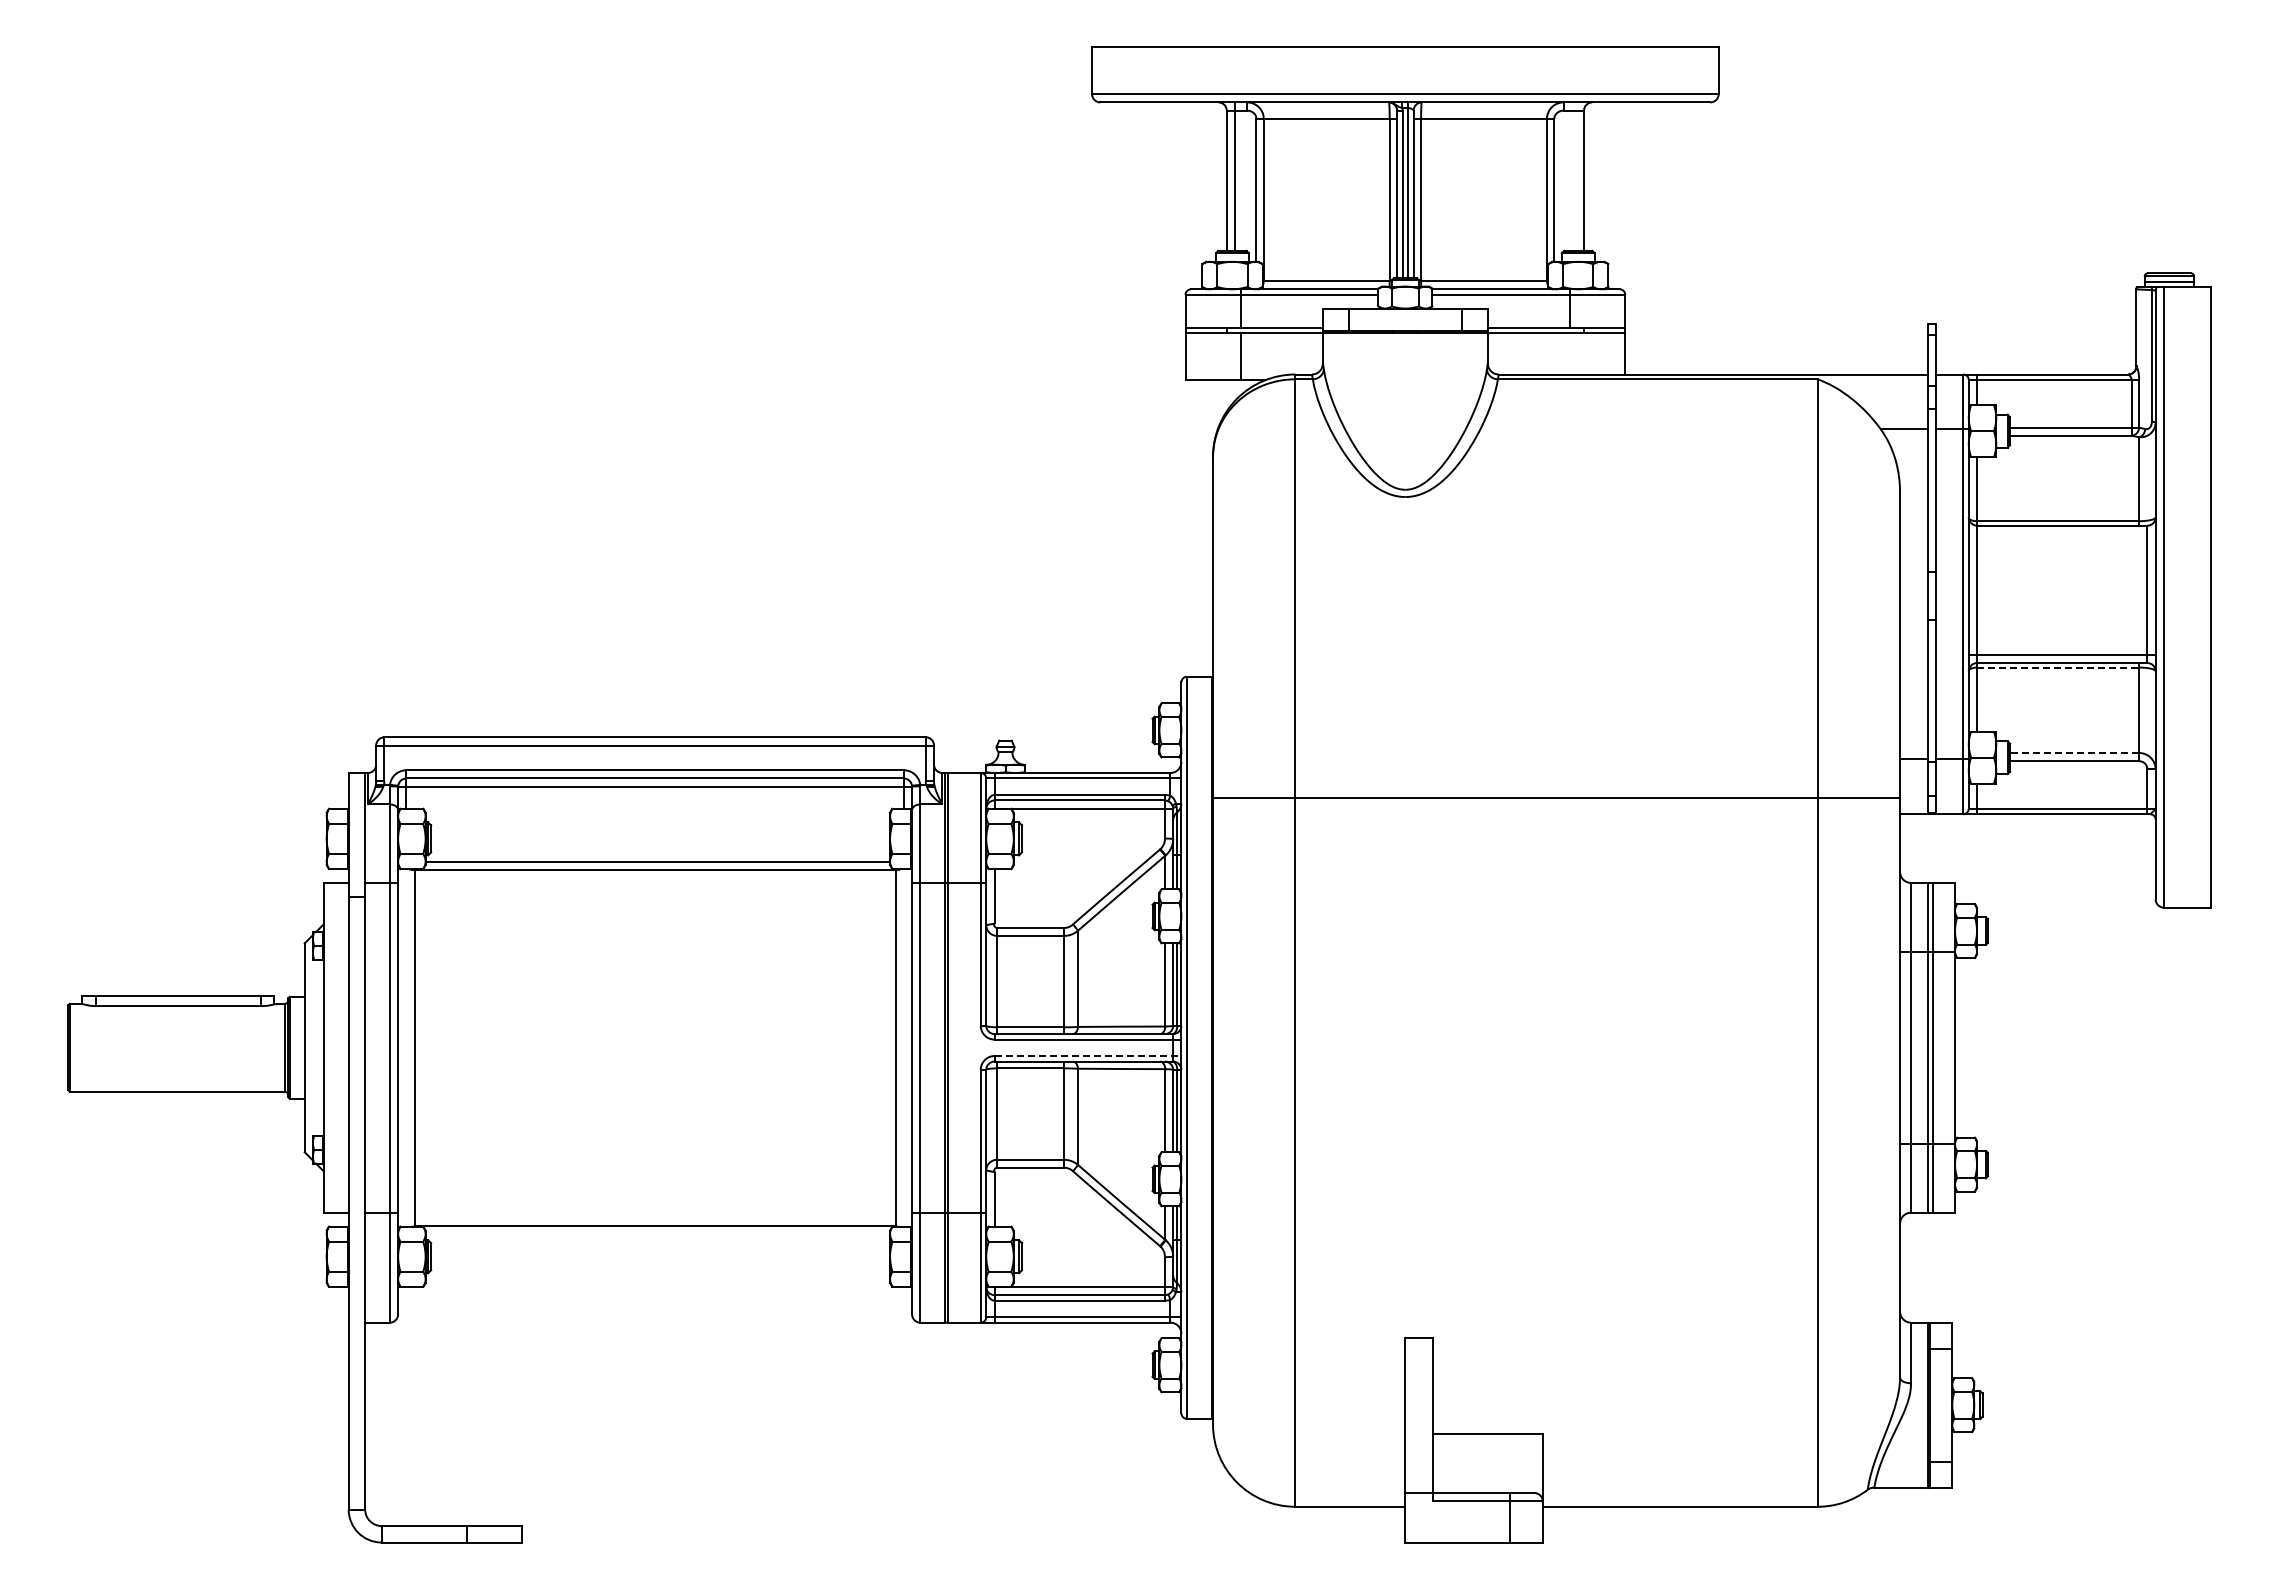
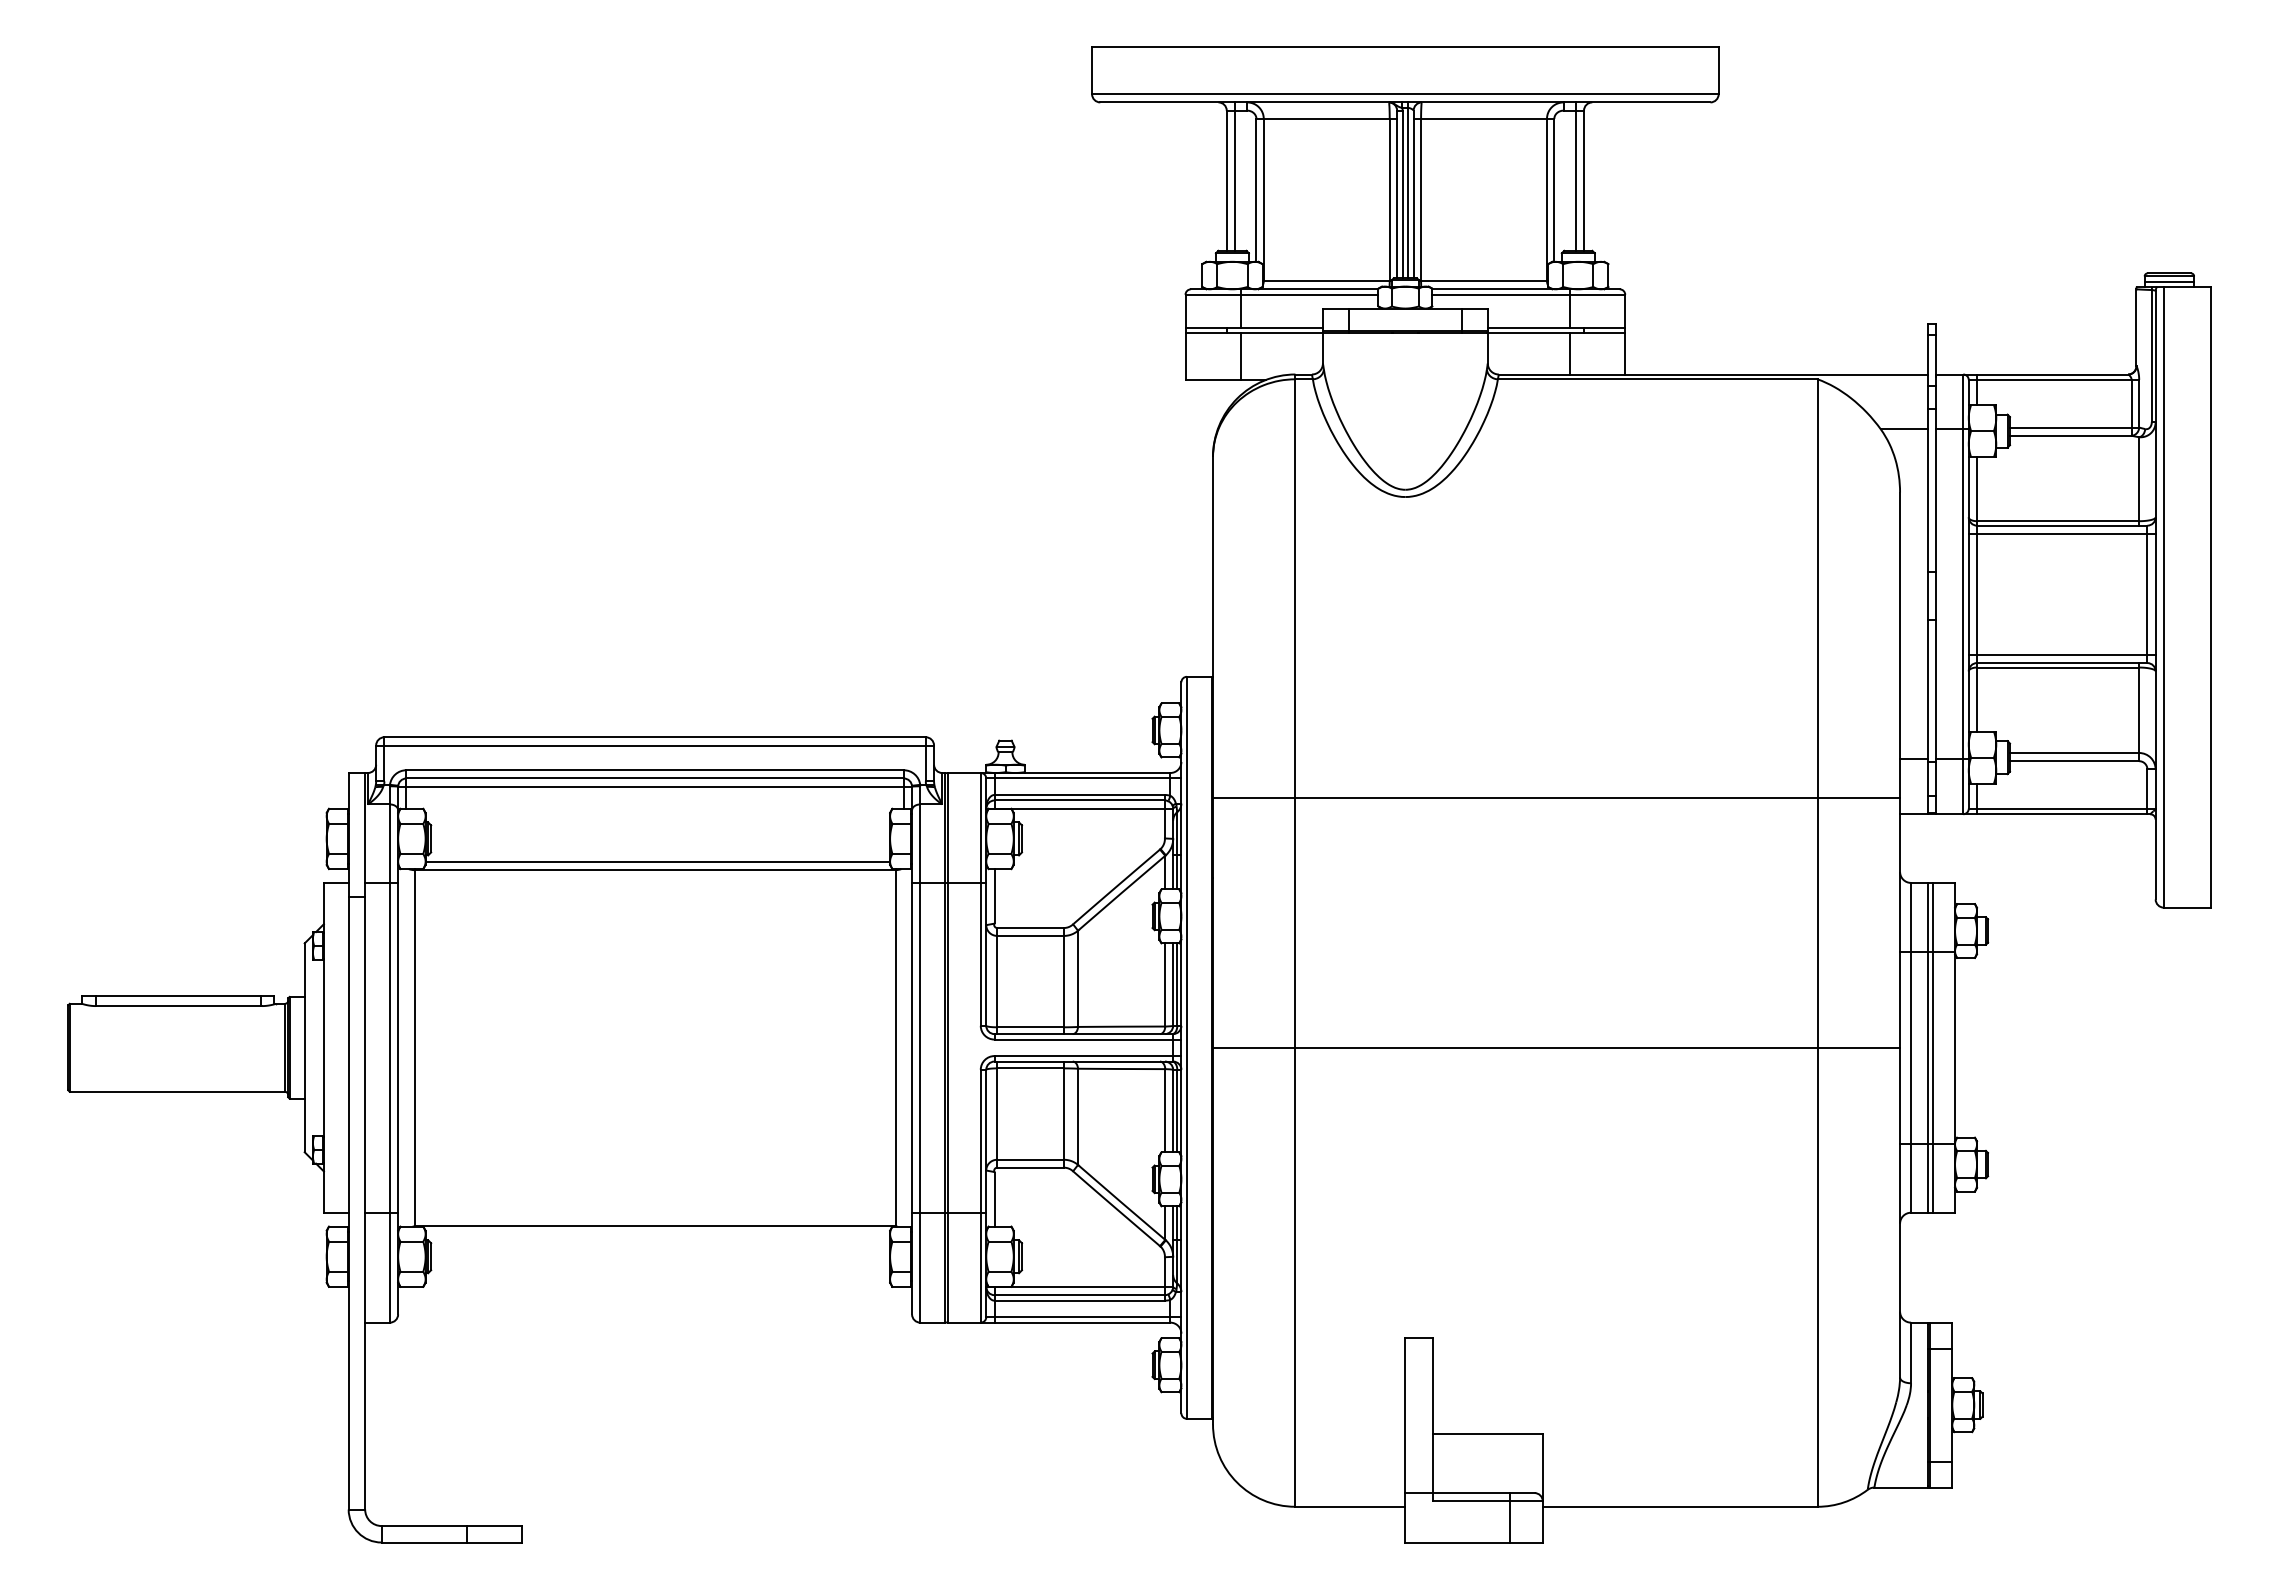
line: none -> present (1575, 176)
line: none -> present (1570, 353)
line: none -> present (2061, 533)
line: dashed -> solid (2058, 667)
line: dashed -> solid (2074, 753)
line: none -> present (1556, 1047)
line: dashed -> solid (1088, 1056)
